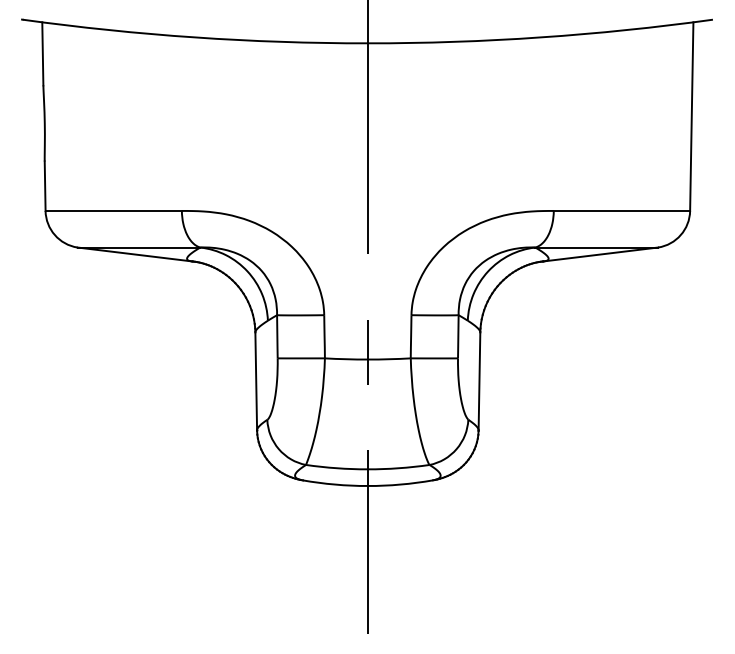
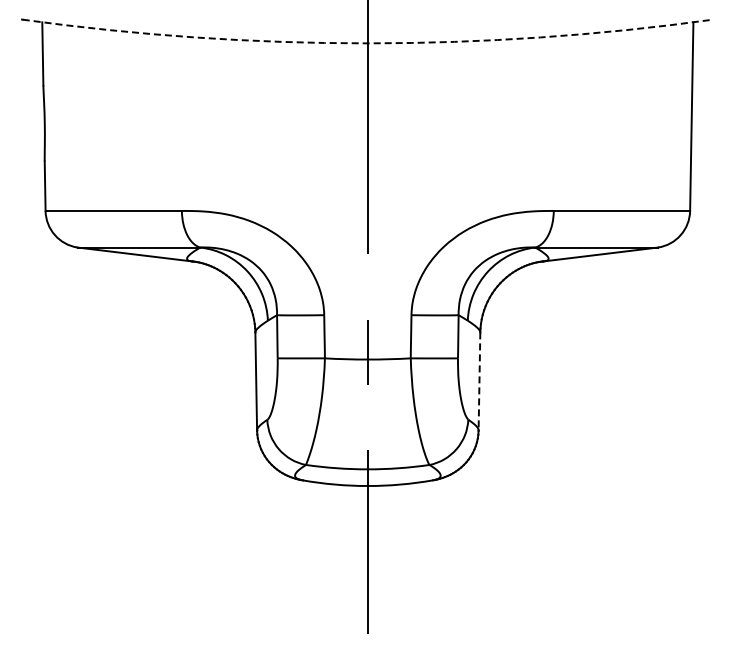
arc: solid -> dashed (367, 43)
line: solid -> dashed (479, 381)
